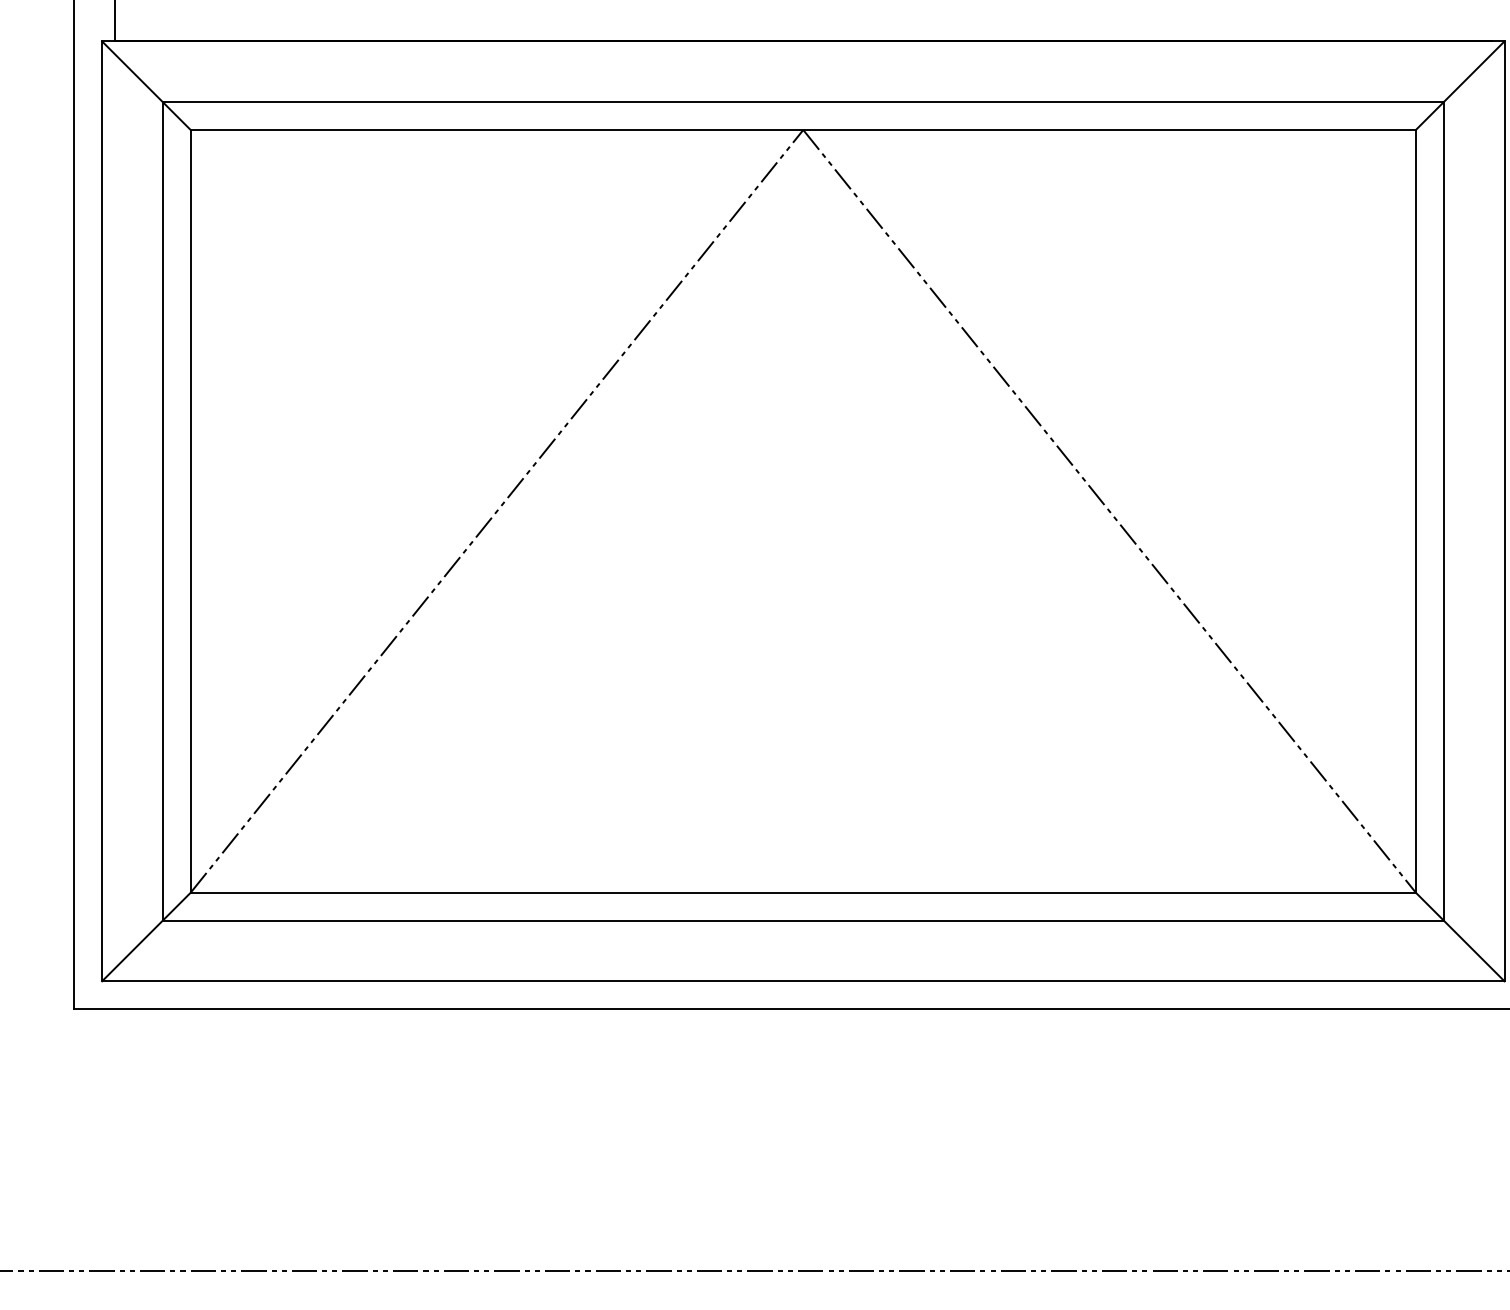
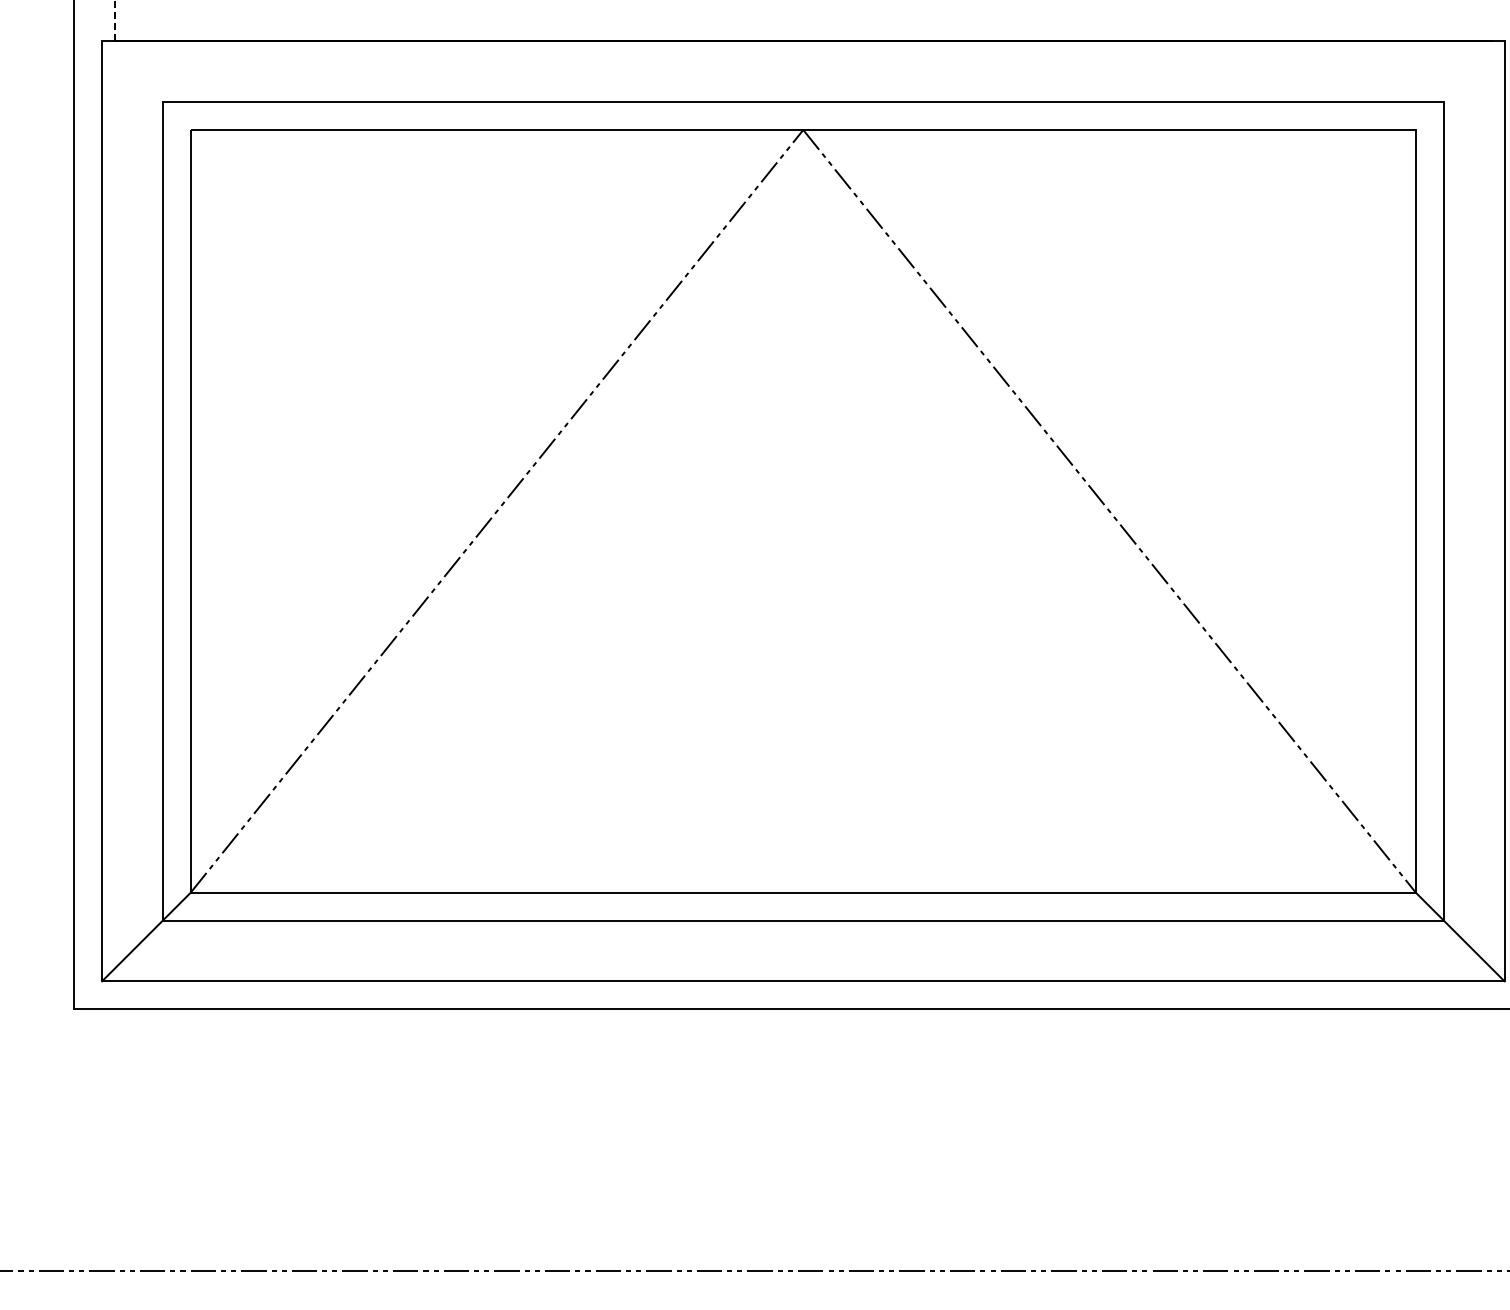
line: solid -> dashed (114, 20)
line: present -> none (146, 85)
line: present -> none (1459, 85)
